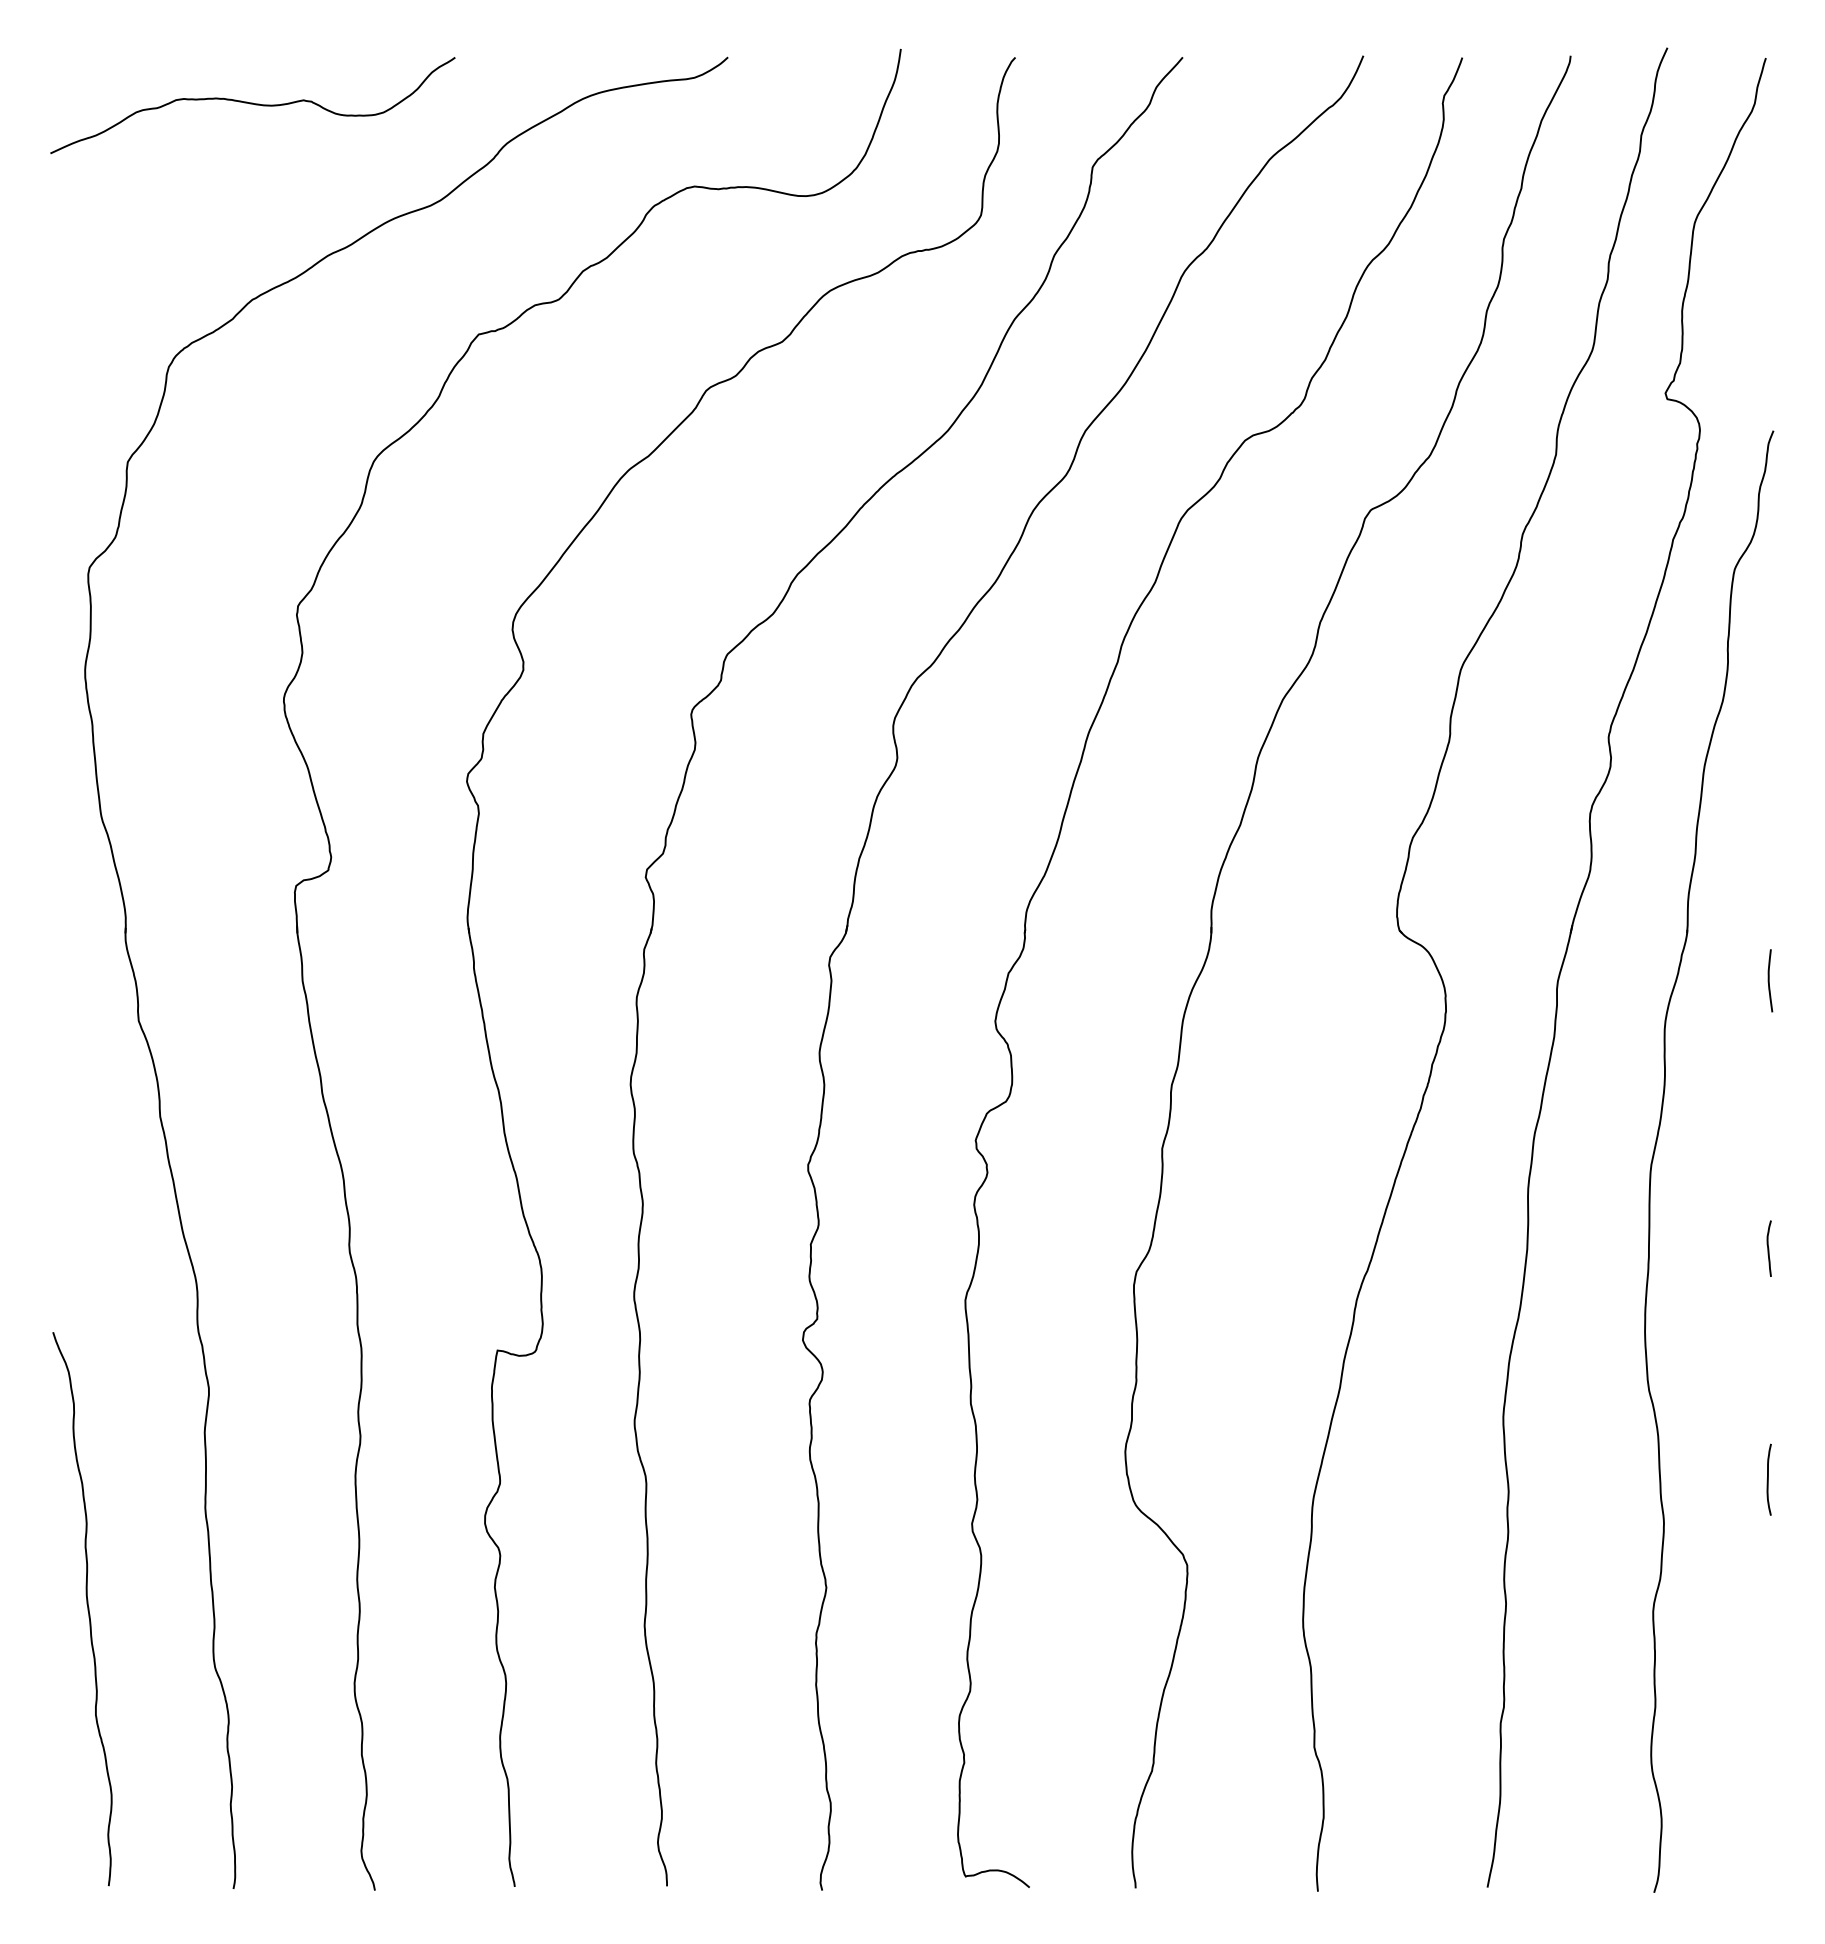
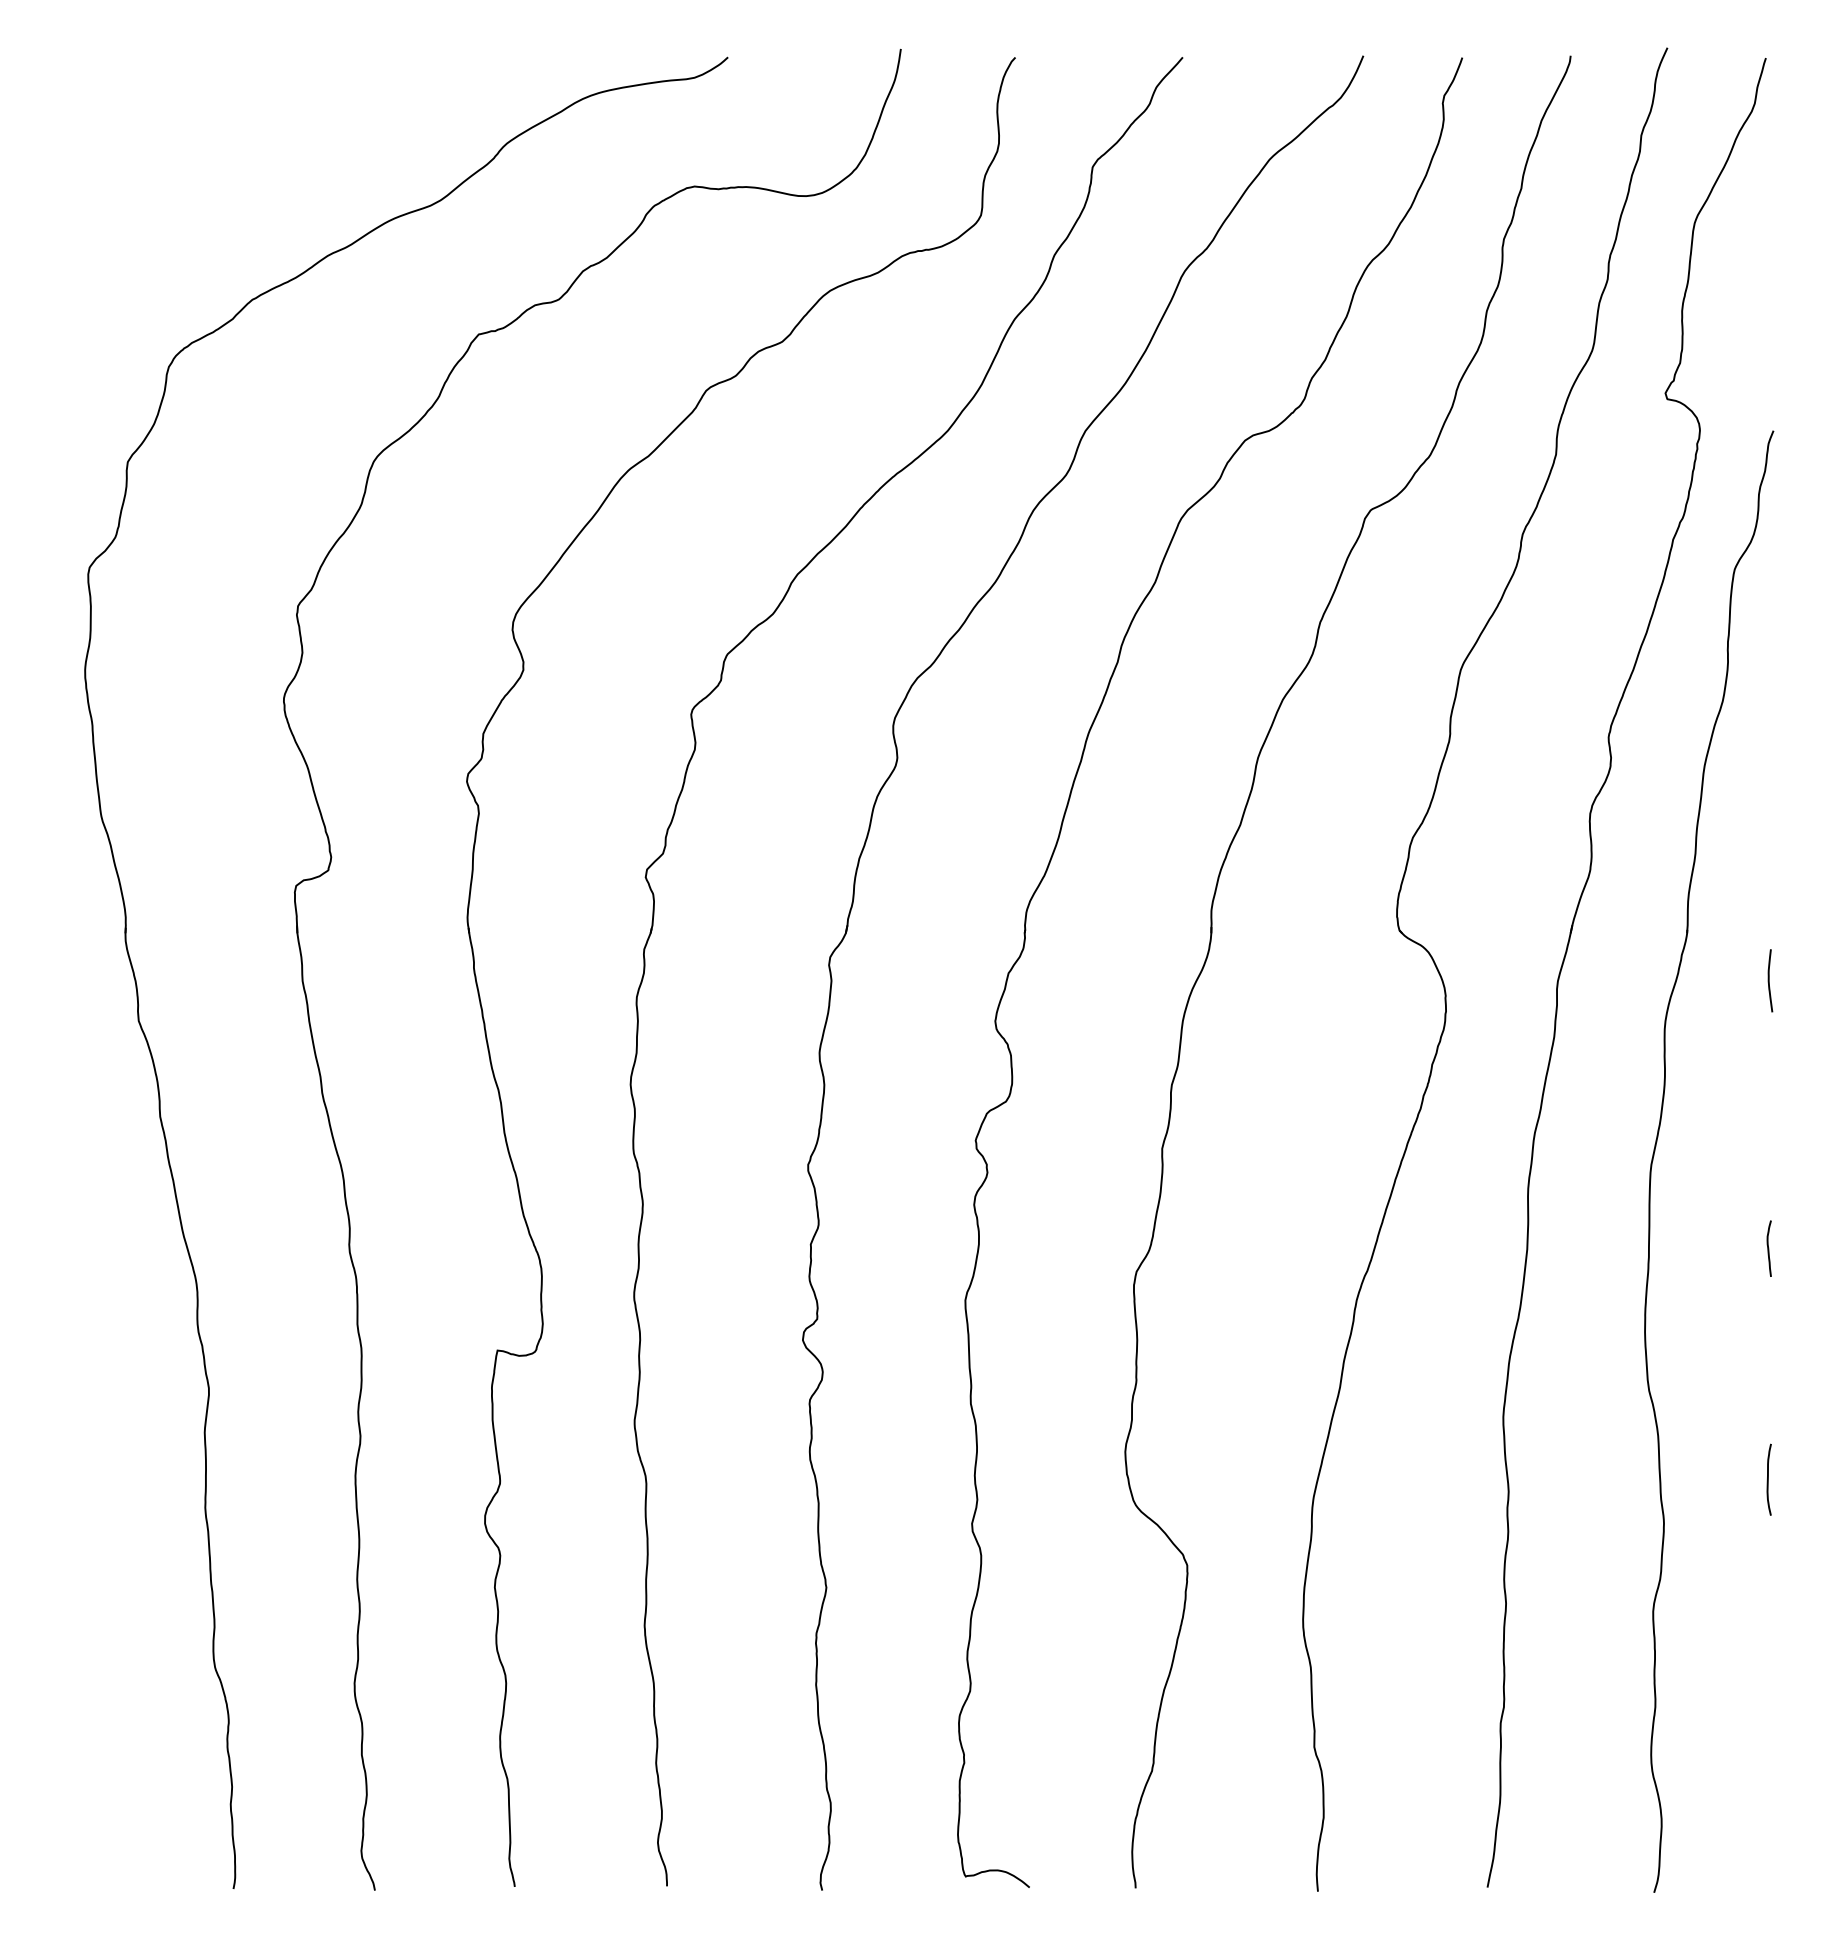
curve: present -> none (252, 104)
curve: present -> none (87, 1609)
